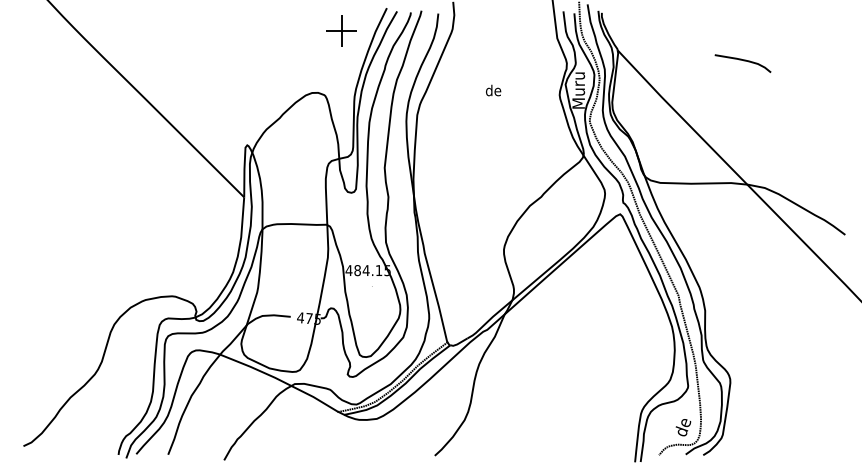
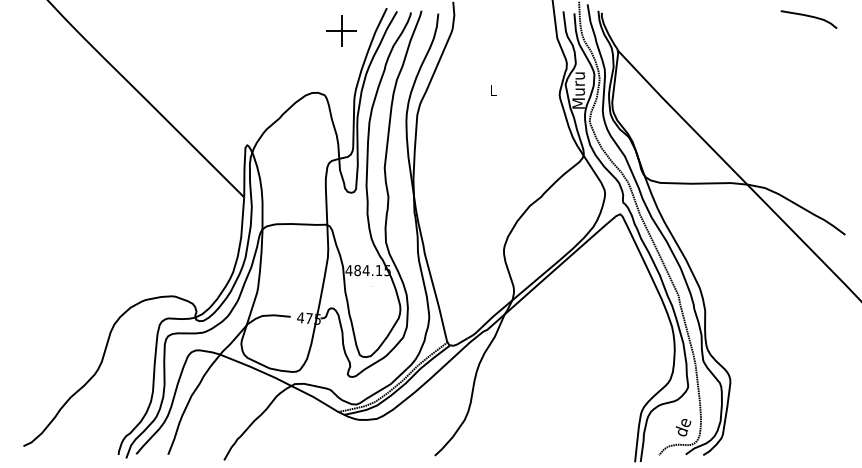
curve position: (743, 61) -> (809, 17) (809, 17)
text: de -> L (493, 90)
